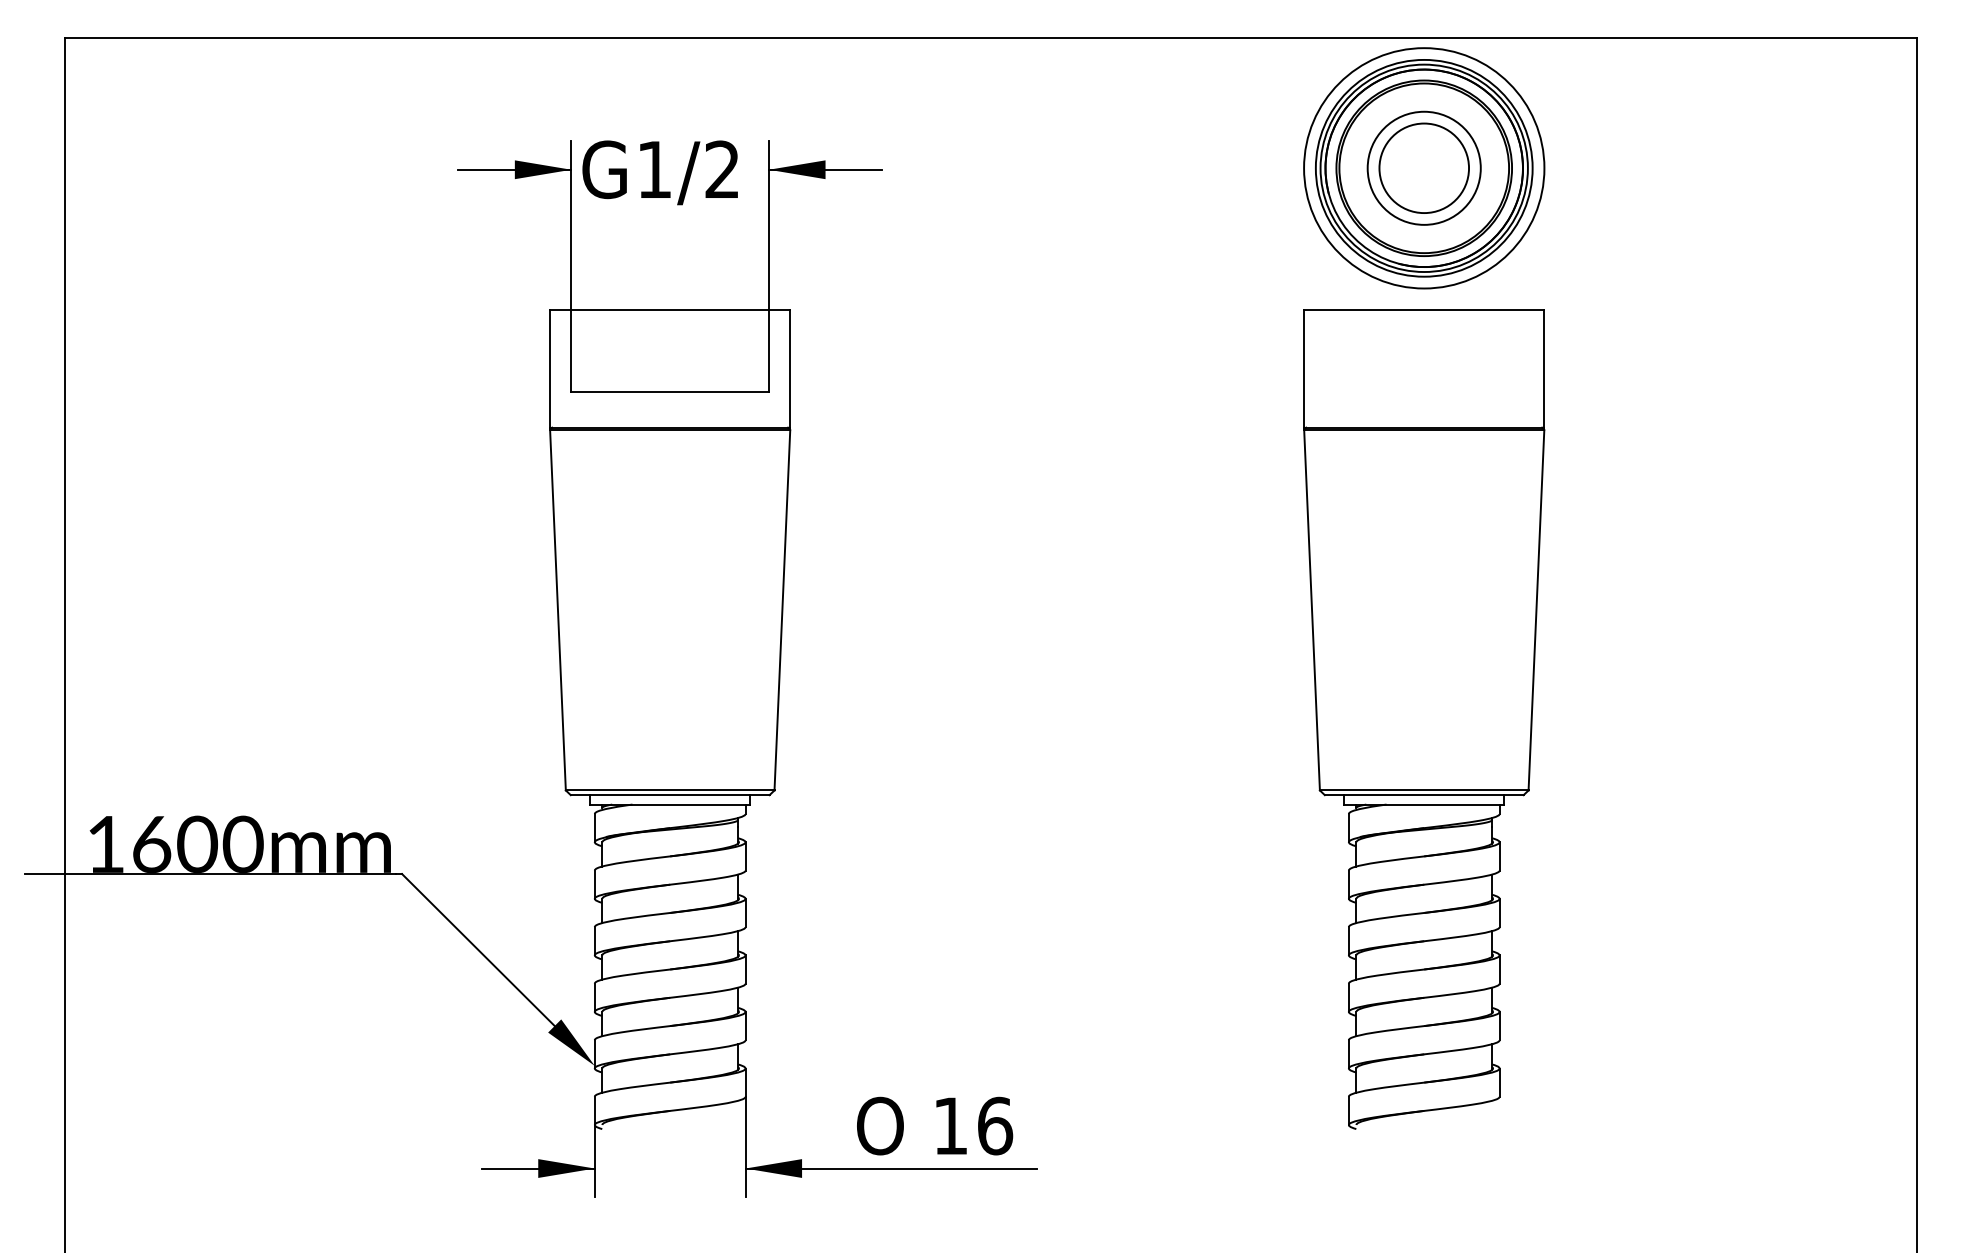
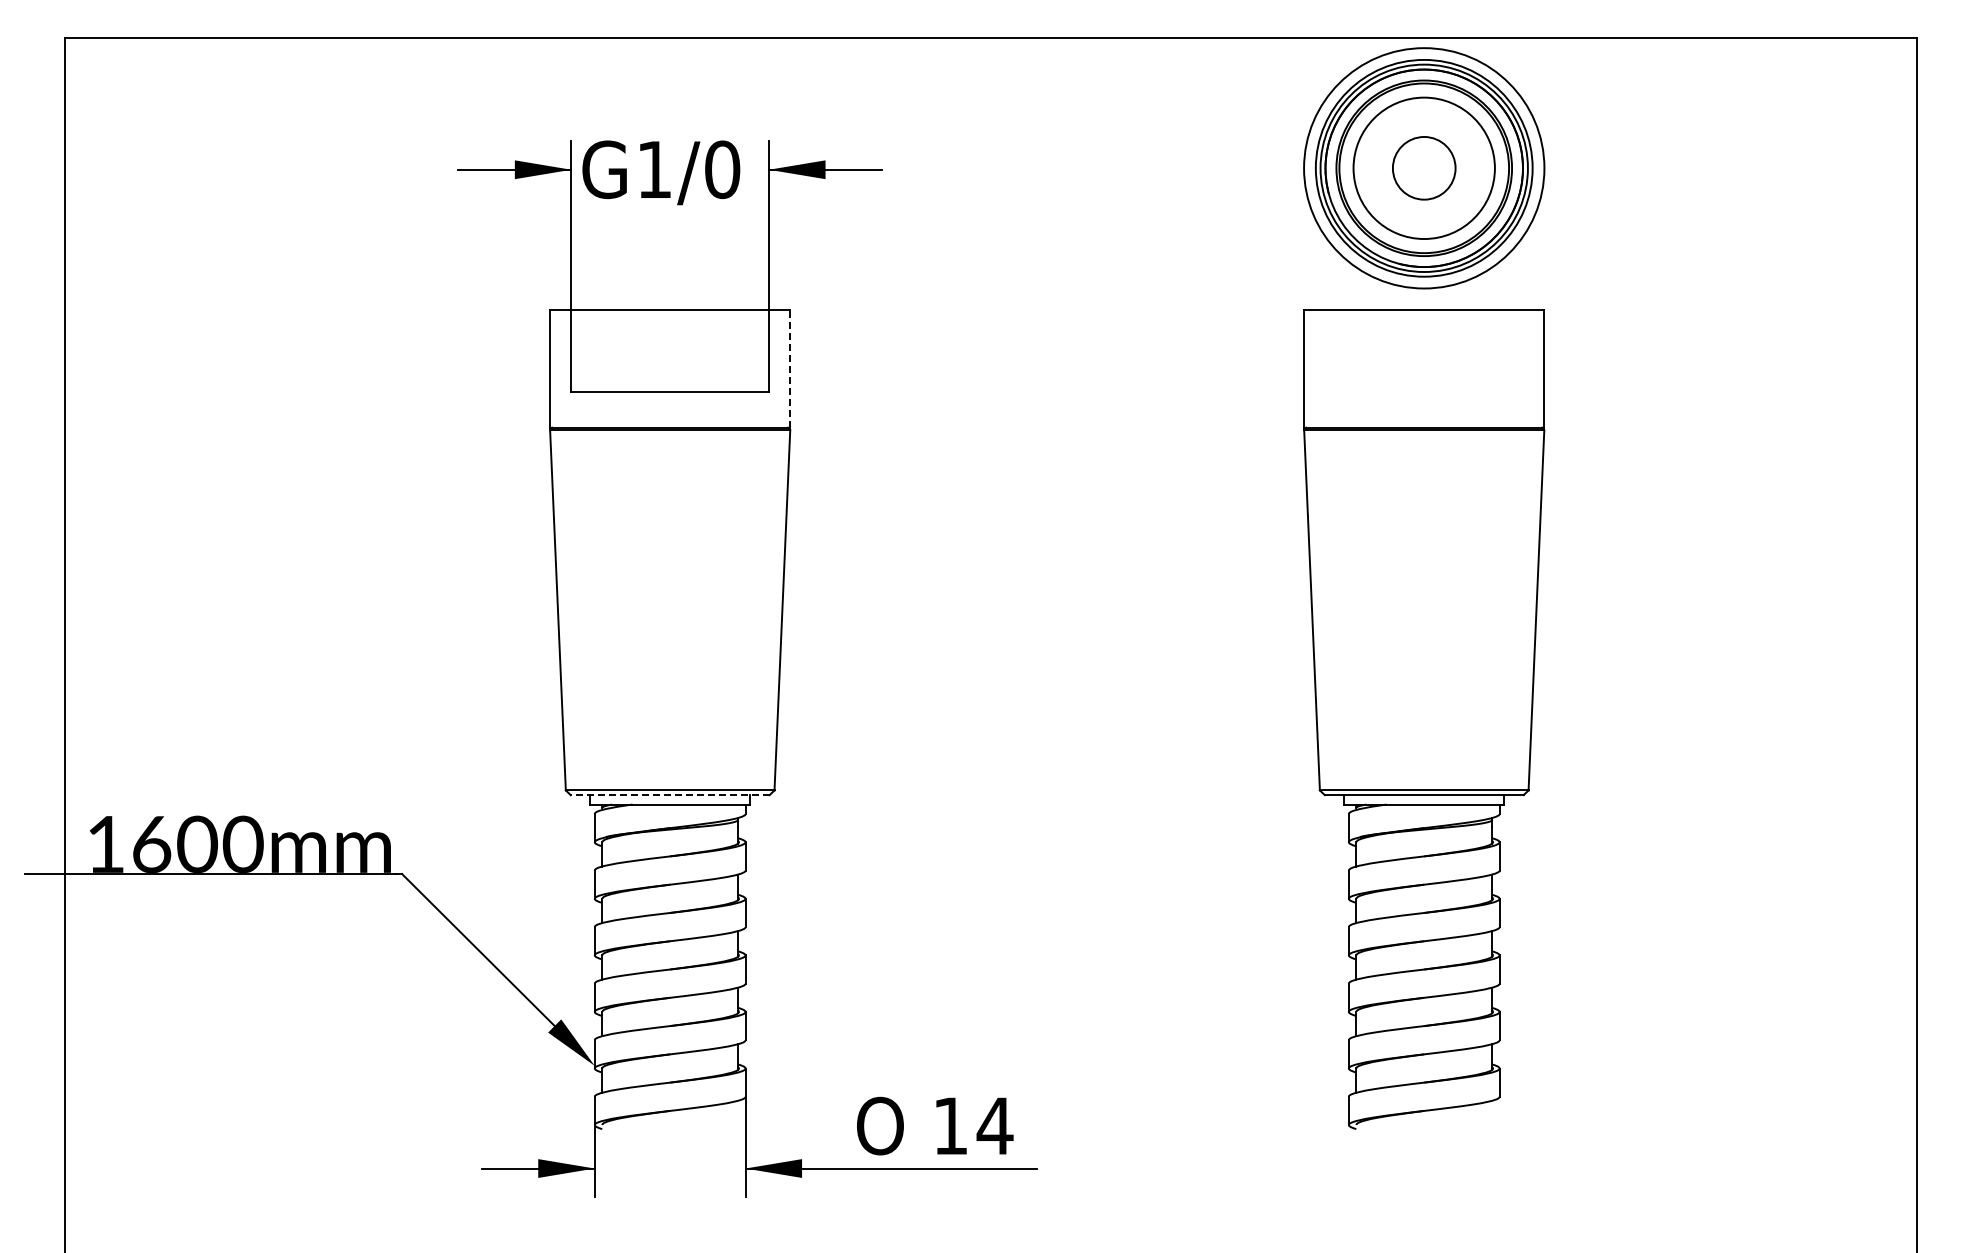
circle diameter: 113 px -> 141 px (1423, 168)
circle diameter: 90 px -> 63 px (1423, 167)
text: G1/2 -> G1/0 (722, 169)
line: solid -> dashed (790, 368)
line: solid -> dashed (669, 795)
text: 16 -> 14 (994, 1125)
